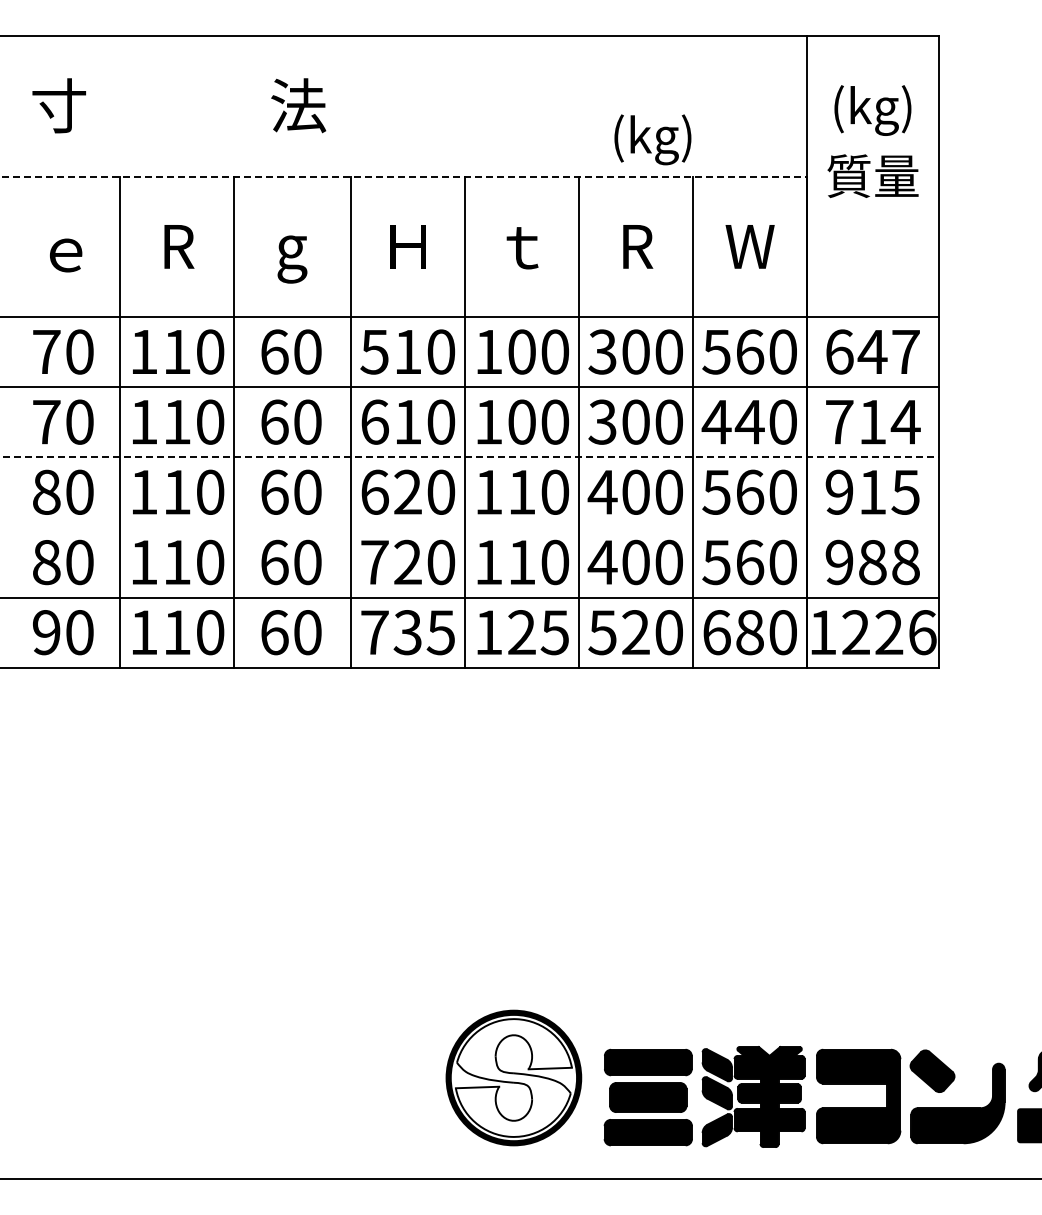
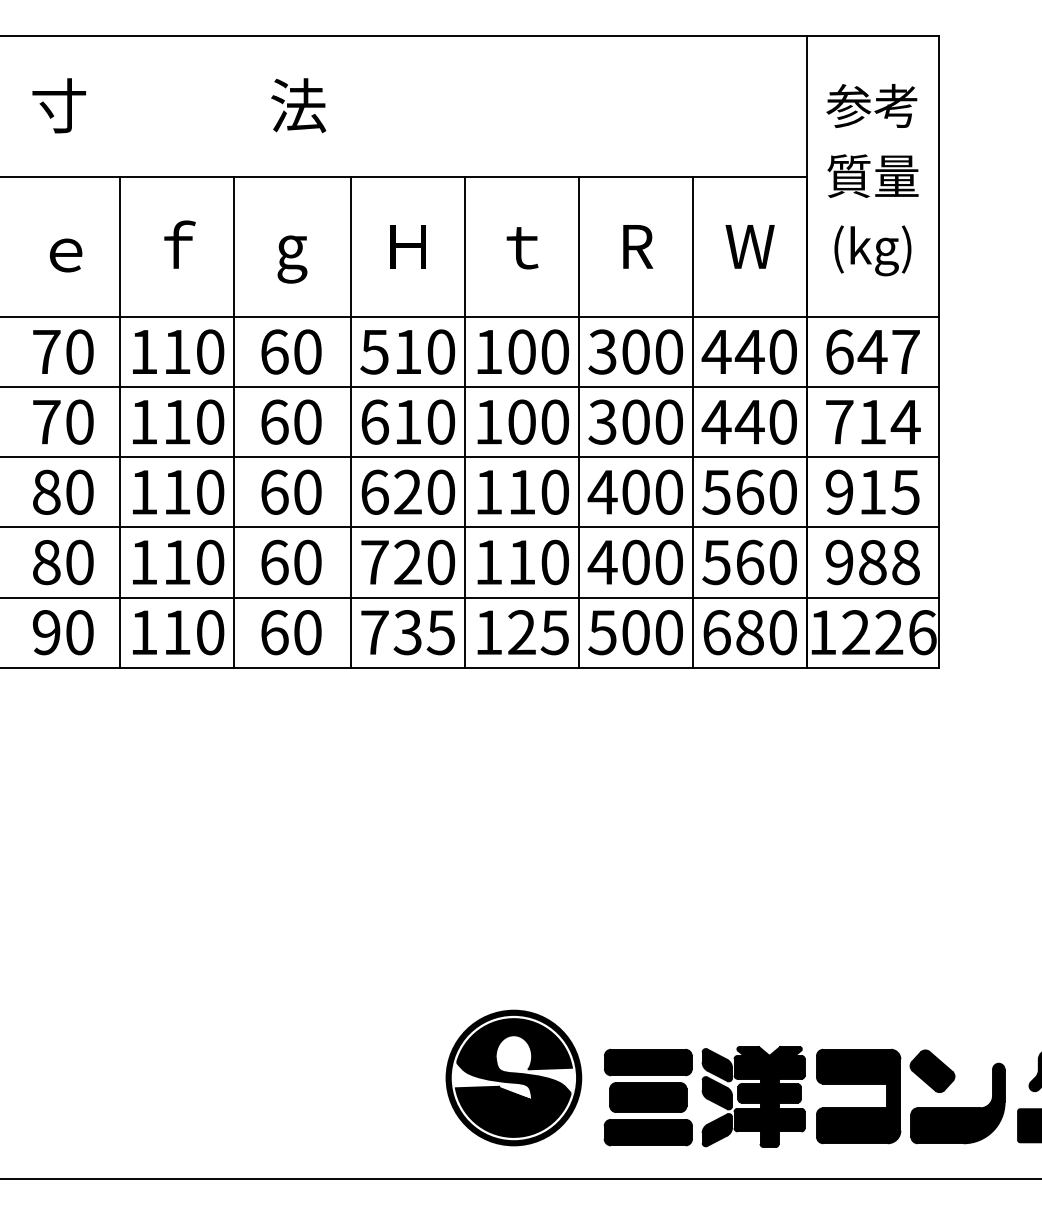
text: (kg) -> 参考 (871, 109)
text position: (652, 139) -> (872, 250) (872, 250)
line: dashed -> solid (404, 176)
text: R -> ｆ (179, 244)
text: 560 -> 440 (732, 351)
line: dashed -> solid (469, 457)
line: none -> present (470, 527)
text: 520 -> 500 (635, 632)
fill: none -> present (513, 1077)
